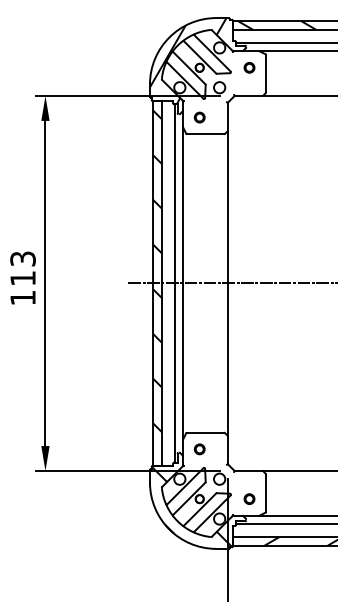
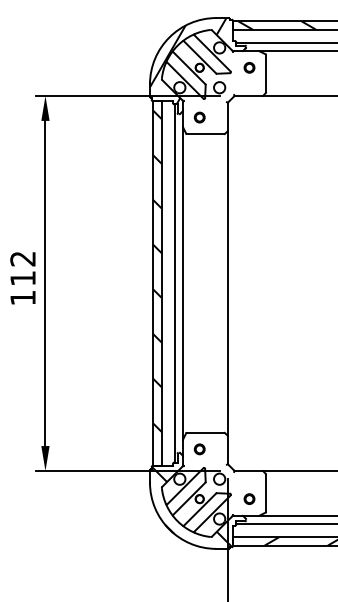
text: 113 -> 112 (22, 258)
line: present -> none (231, 283)
